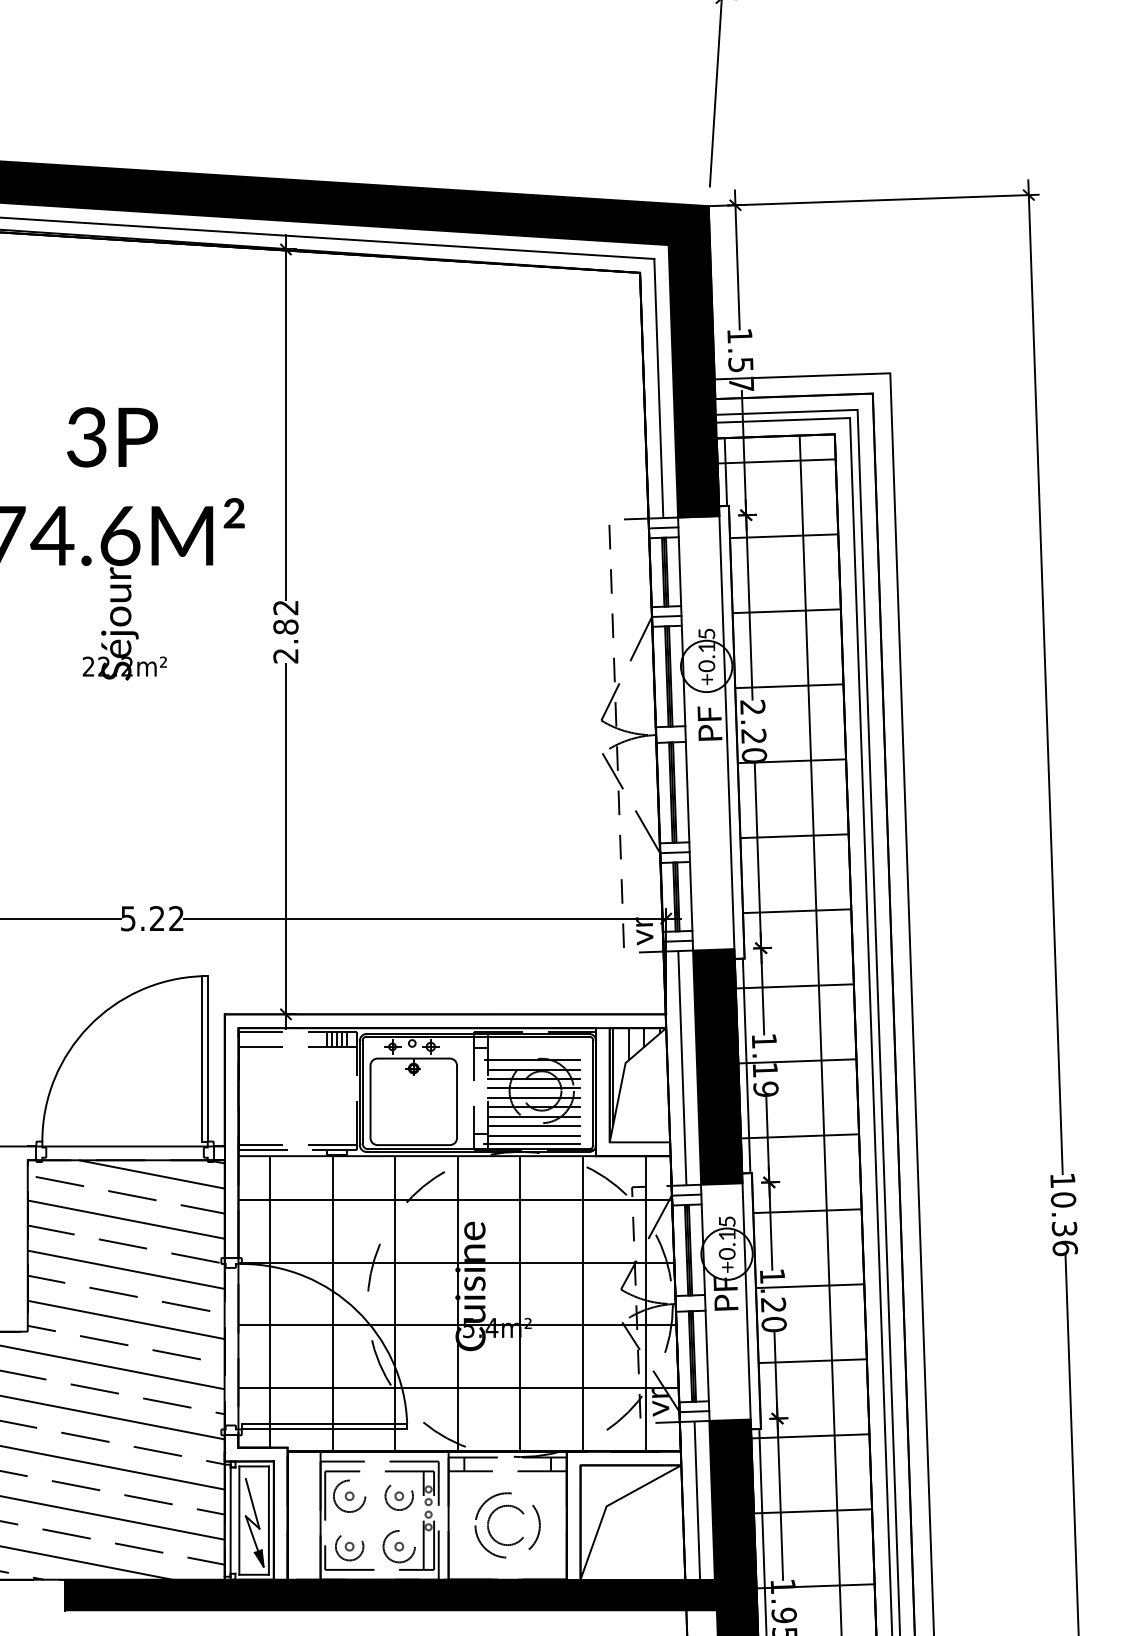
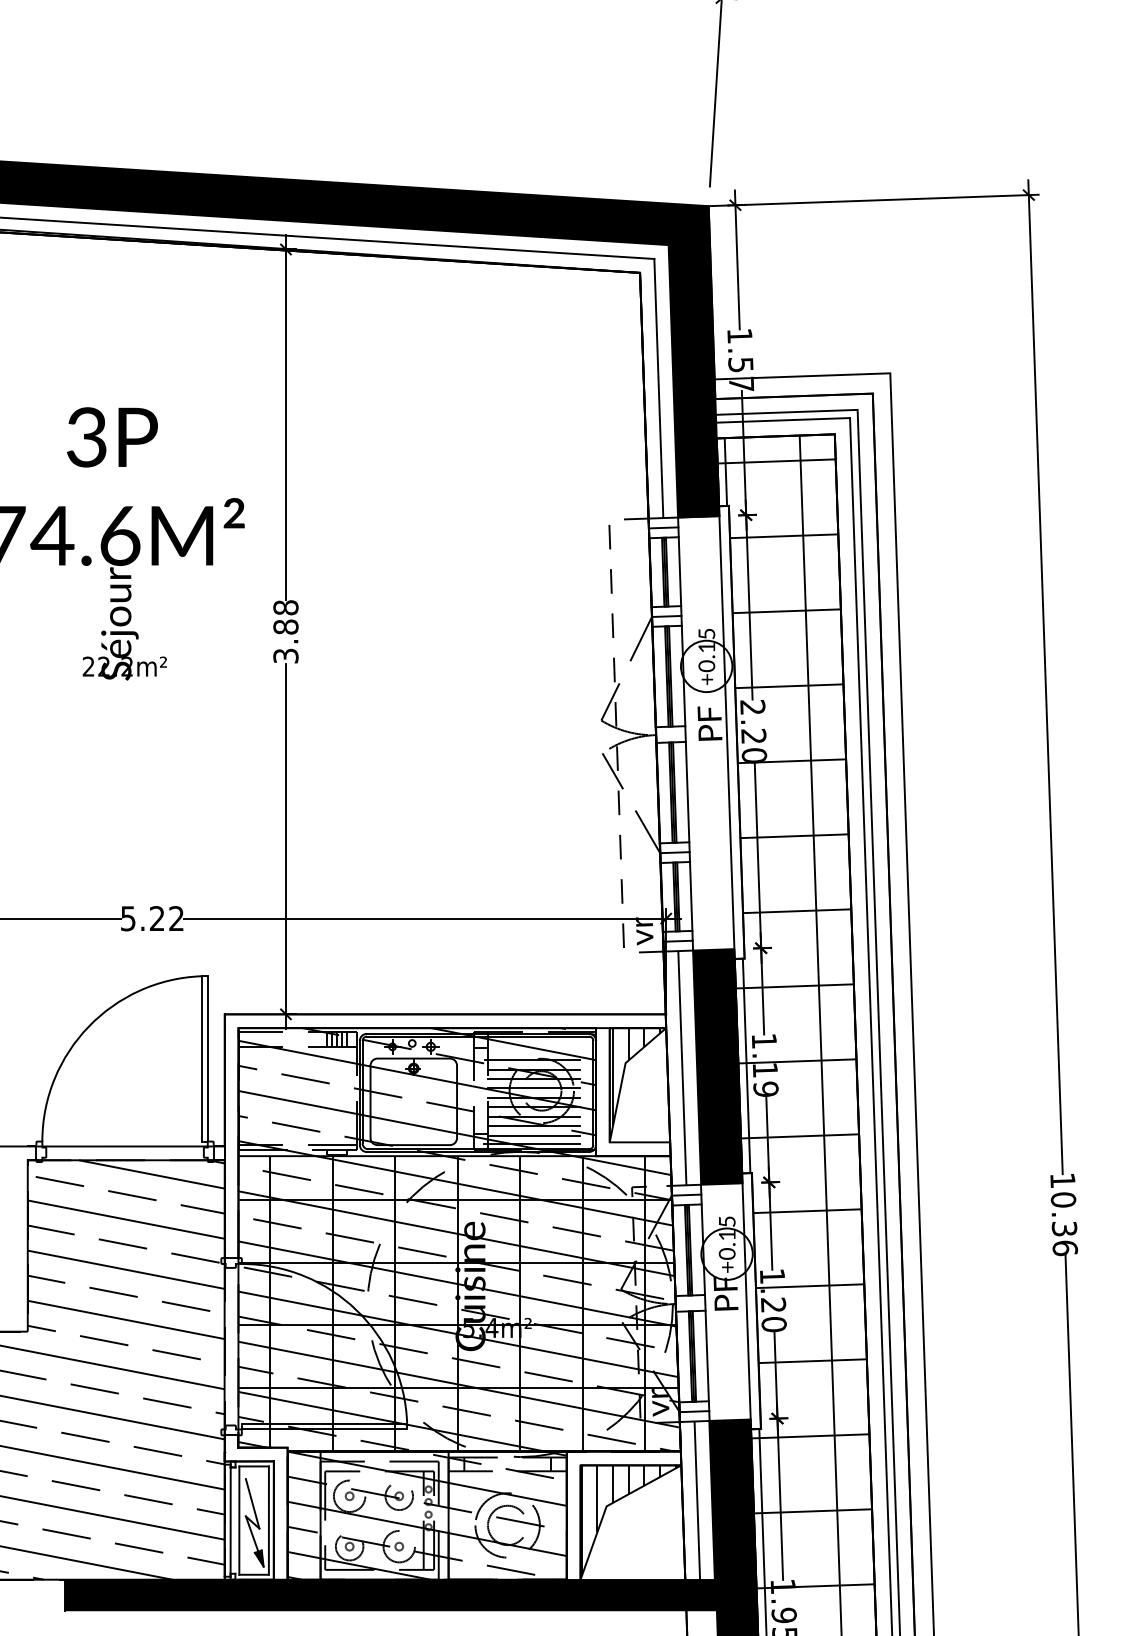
text: 2.82 -> 3.88 (285, 631)
hatch: none -> present (459, 1303)
hatch: none -> present (628, 1520)
